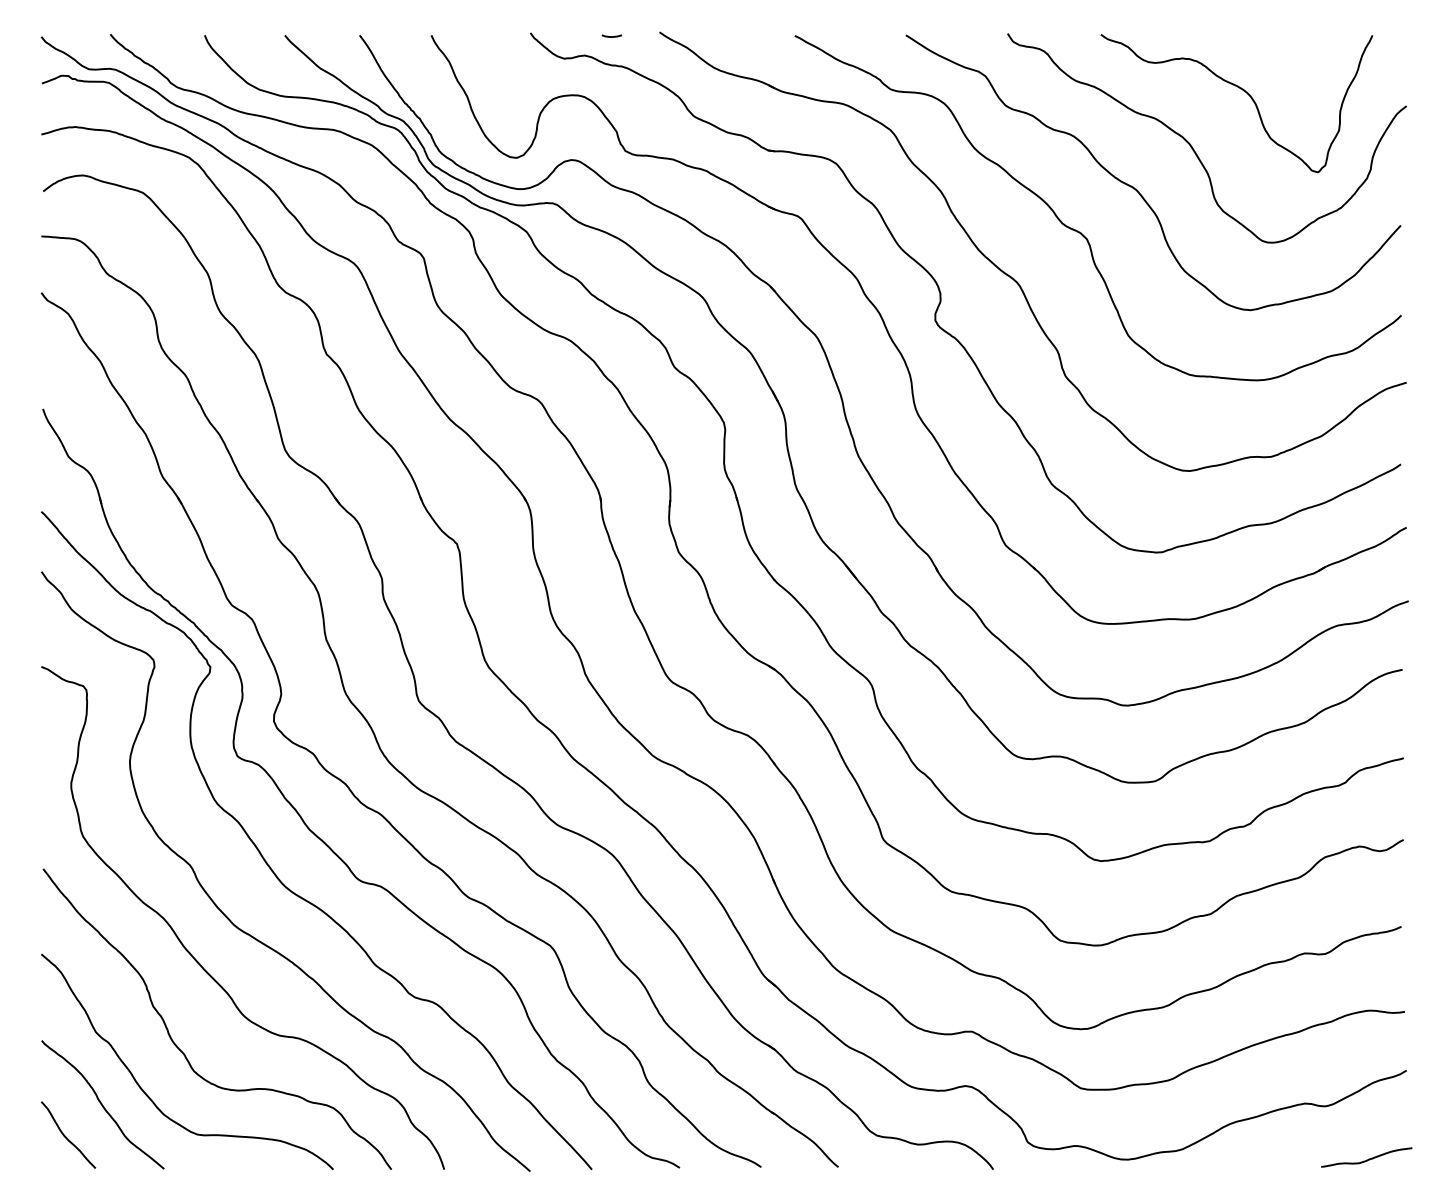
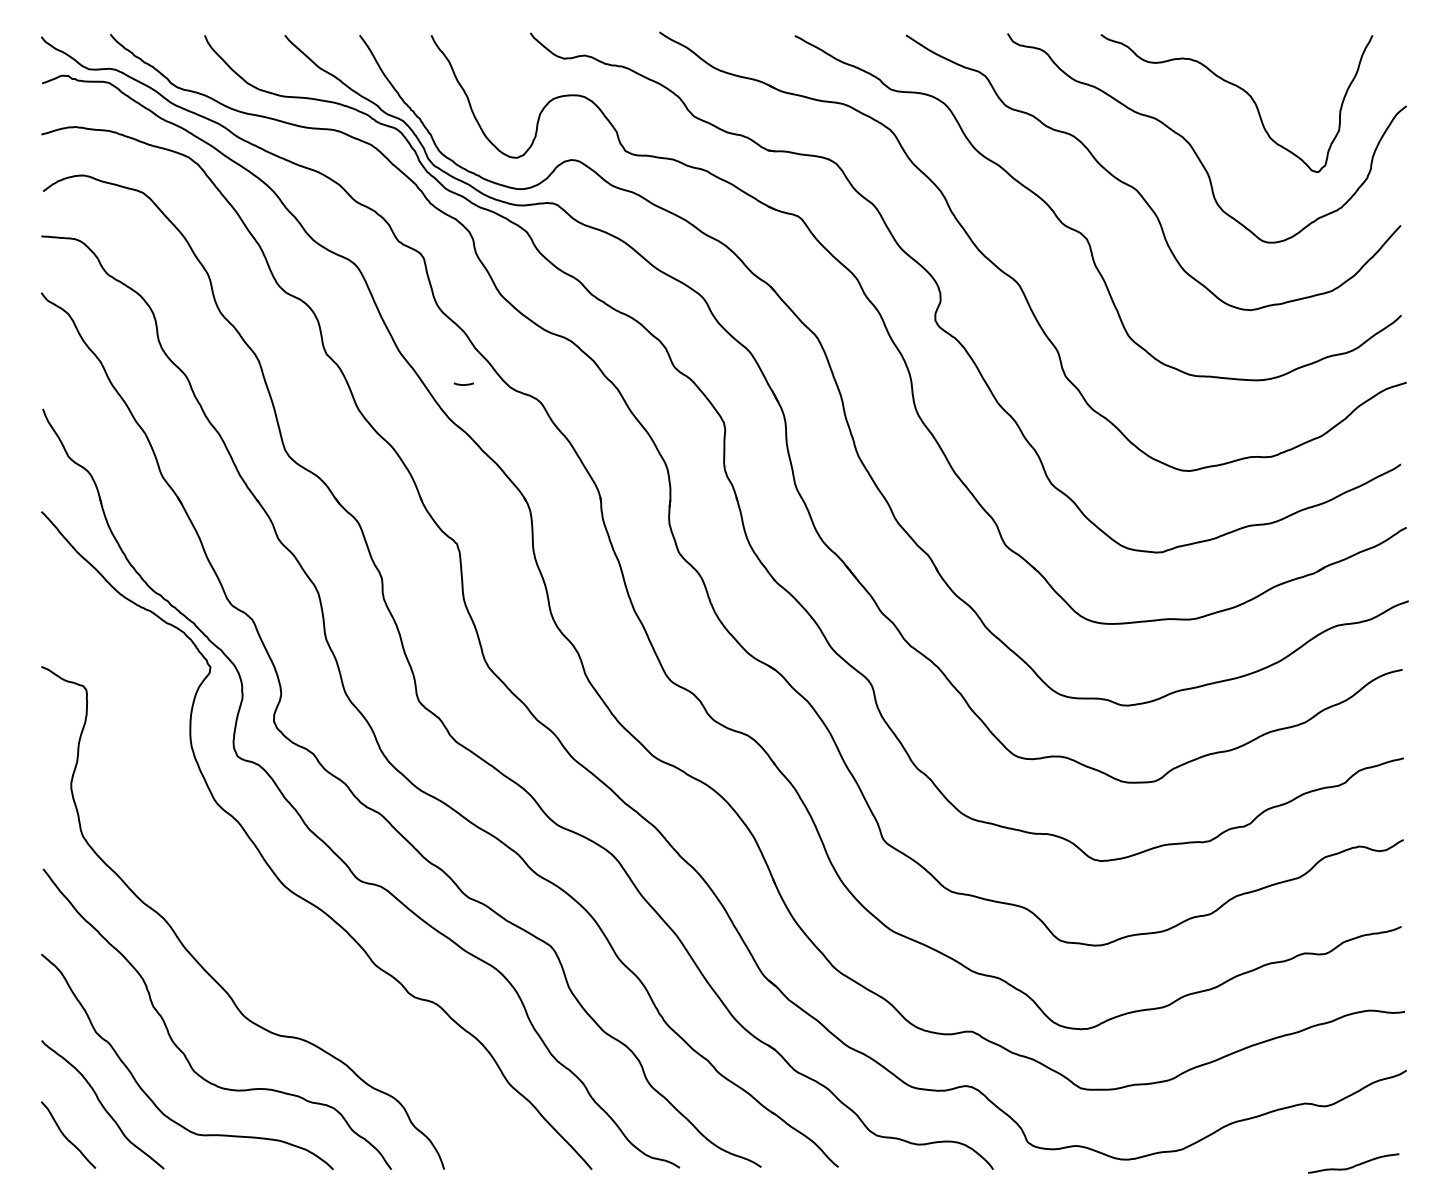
line position: (611, 36) -> (463, 384) (463, 384)
curve: present -> none (247, 932)
curve position: (1366, 1159) -> (1353, 1165) (1353, 1165)
